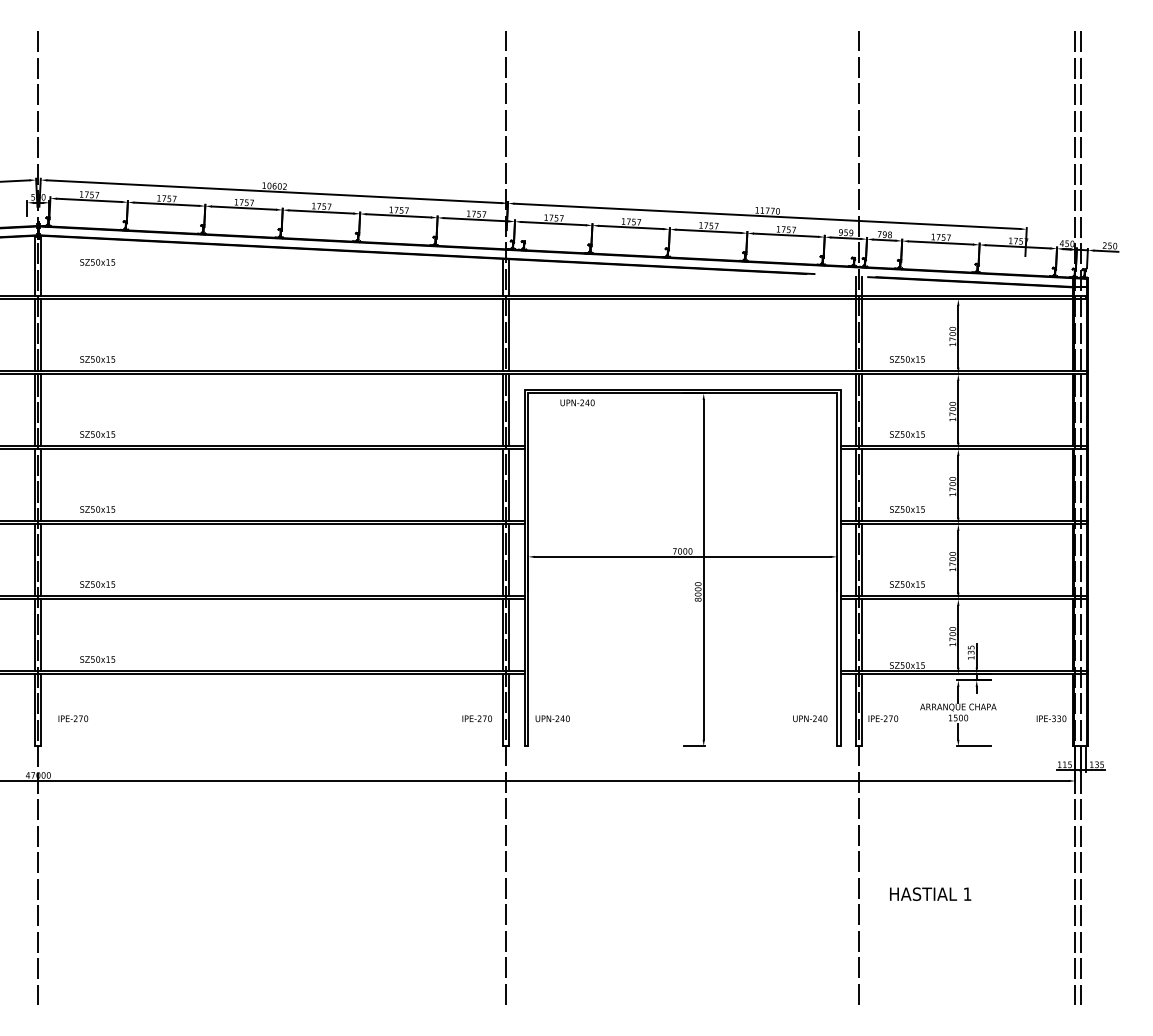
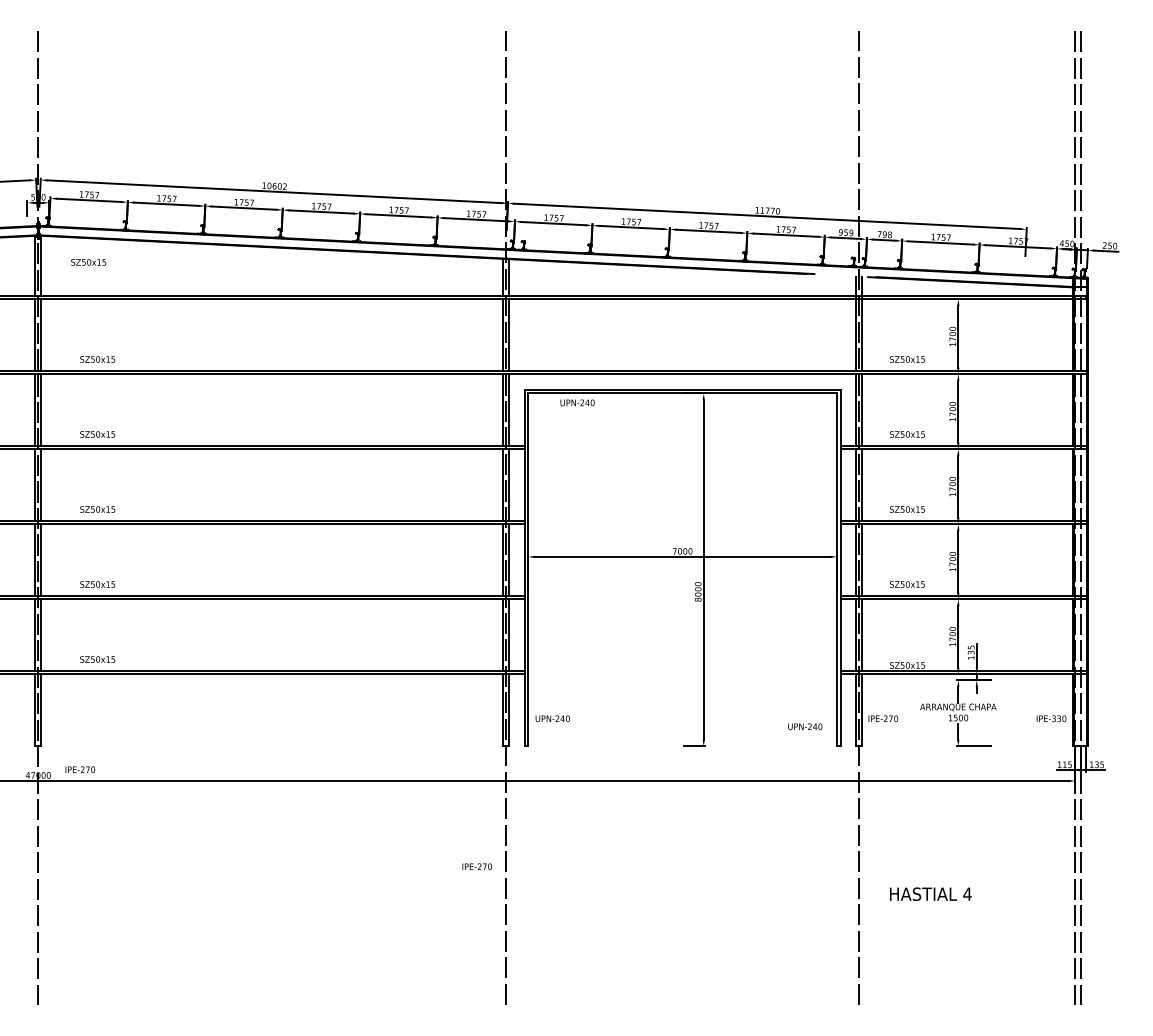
text position: (97, 262) -> (88, 262) (88, 262)
text position: (73, 718) -> (80, 769) (80, 769)
text position: (476, 718) -> (476, 866) (476, 866)
text position: (810, 718) -> (805, 726) (805, 726)
text: 1 -> 4 (967, 893)
